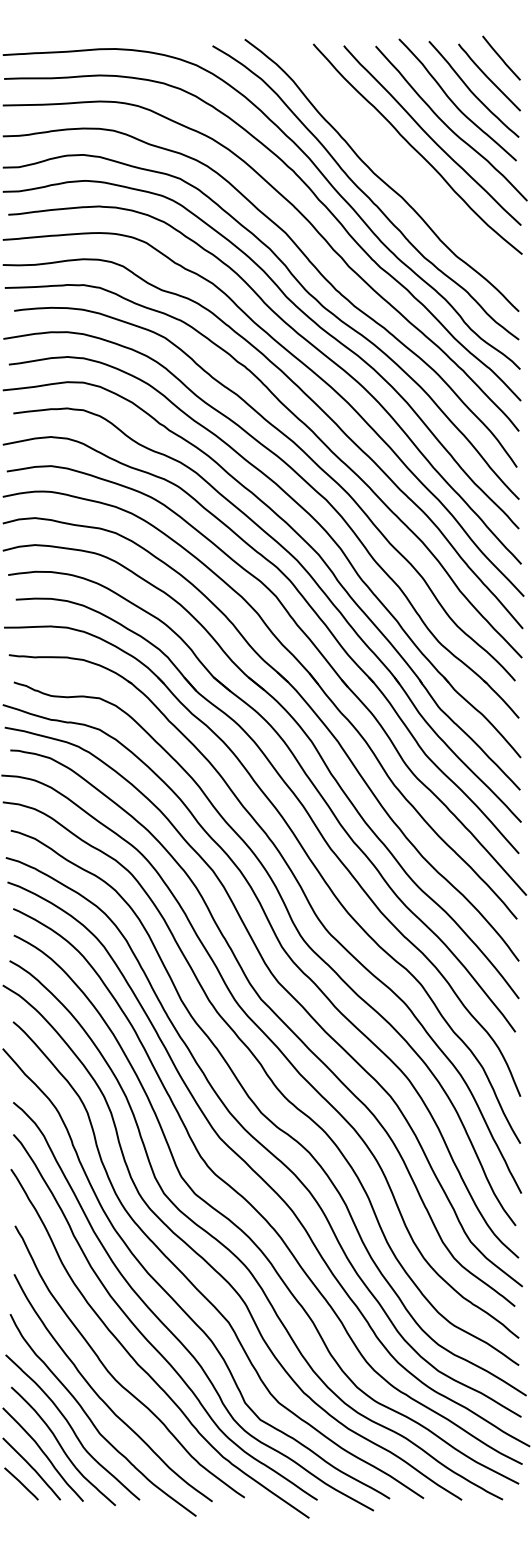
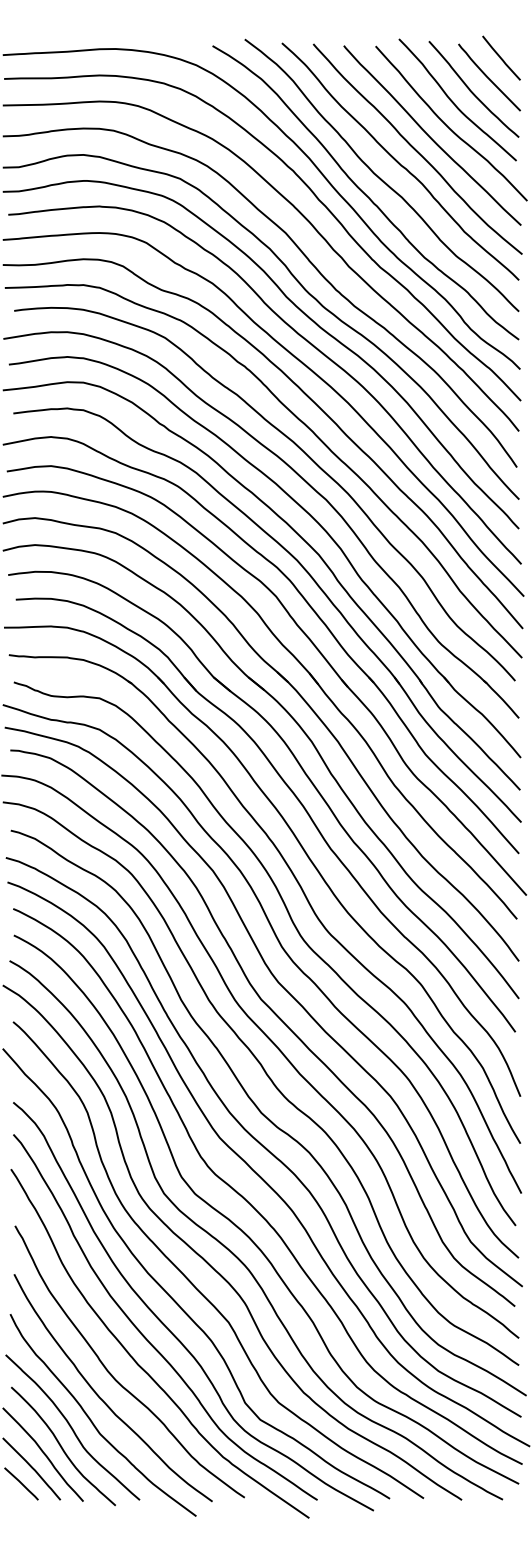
curve: none -> present (399, 162)
